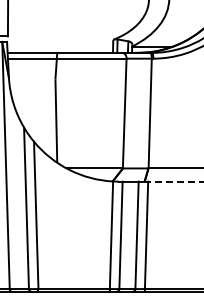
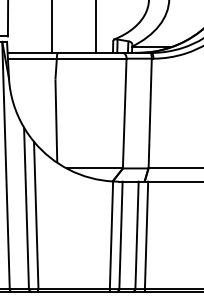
line: none -> present (52, 27)
line: none -> present (96, 27)
line: dashed -> solid (175, 181)
